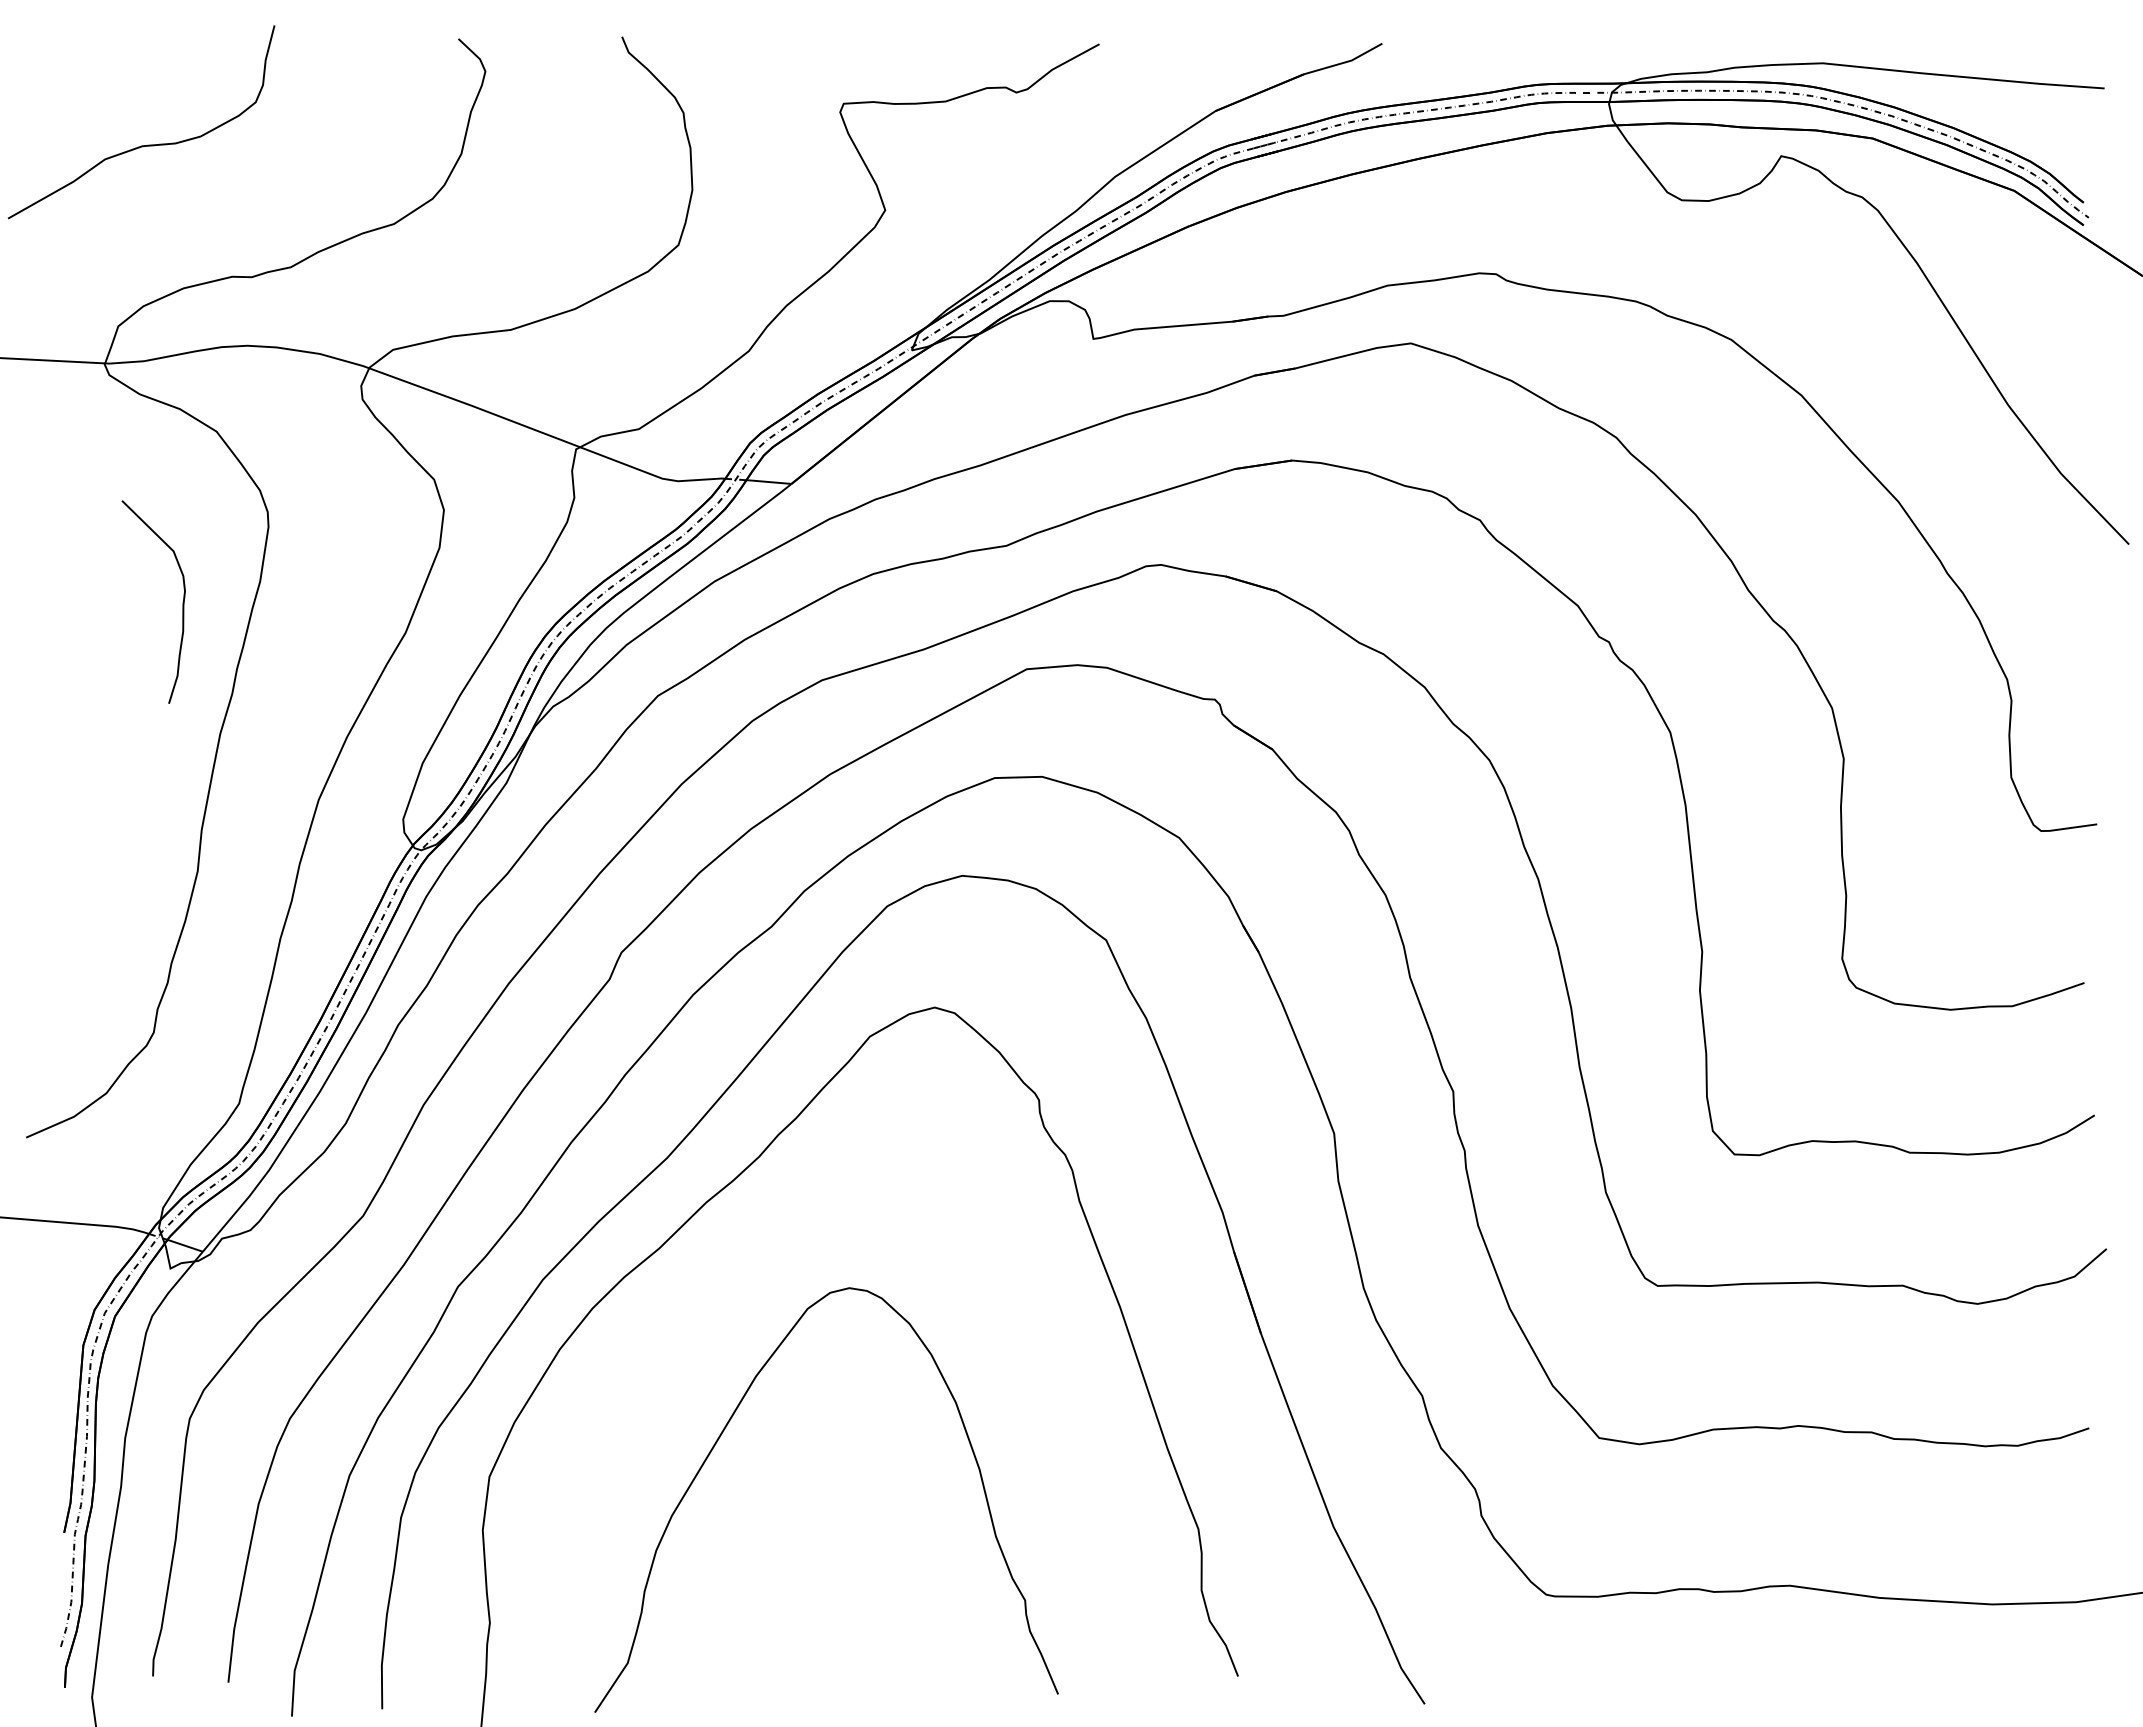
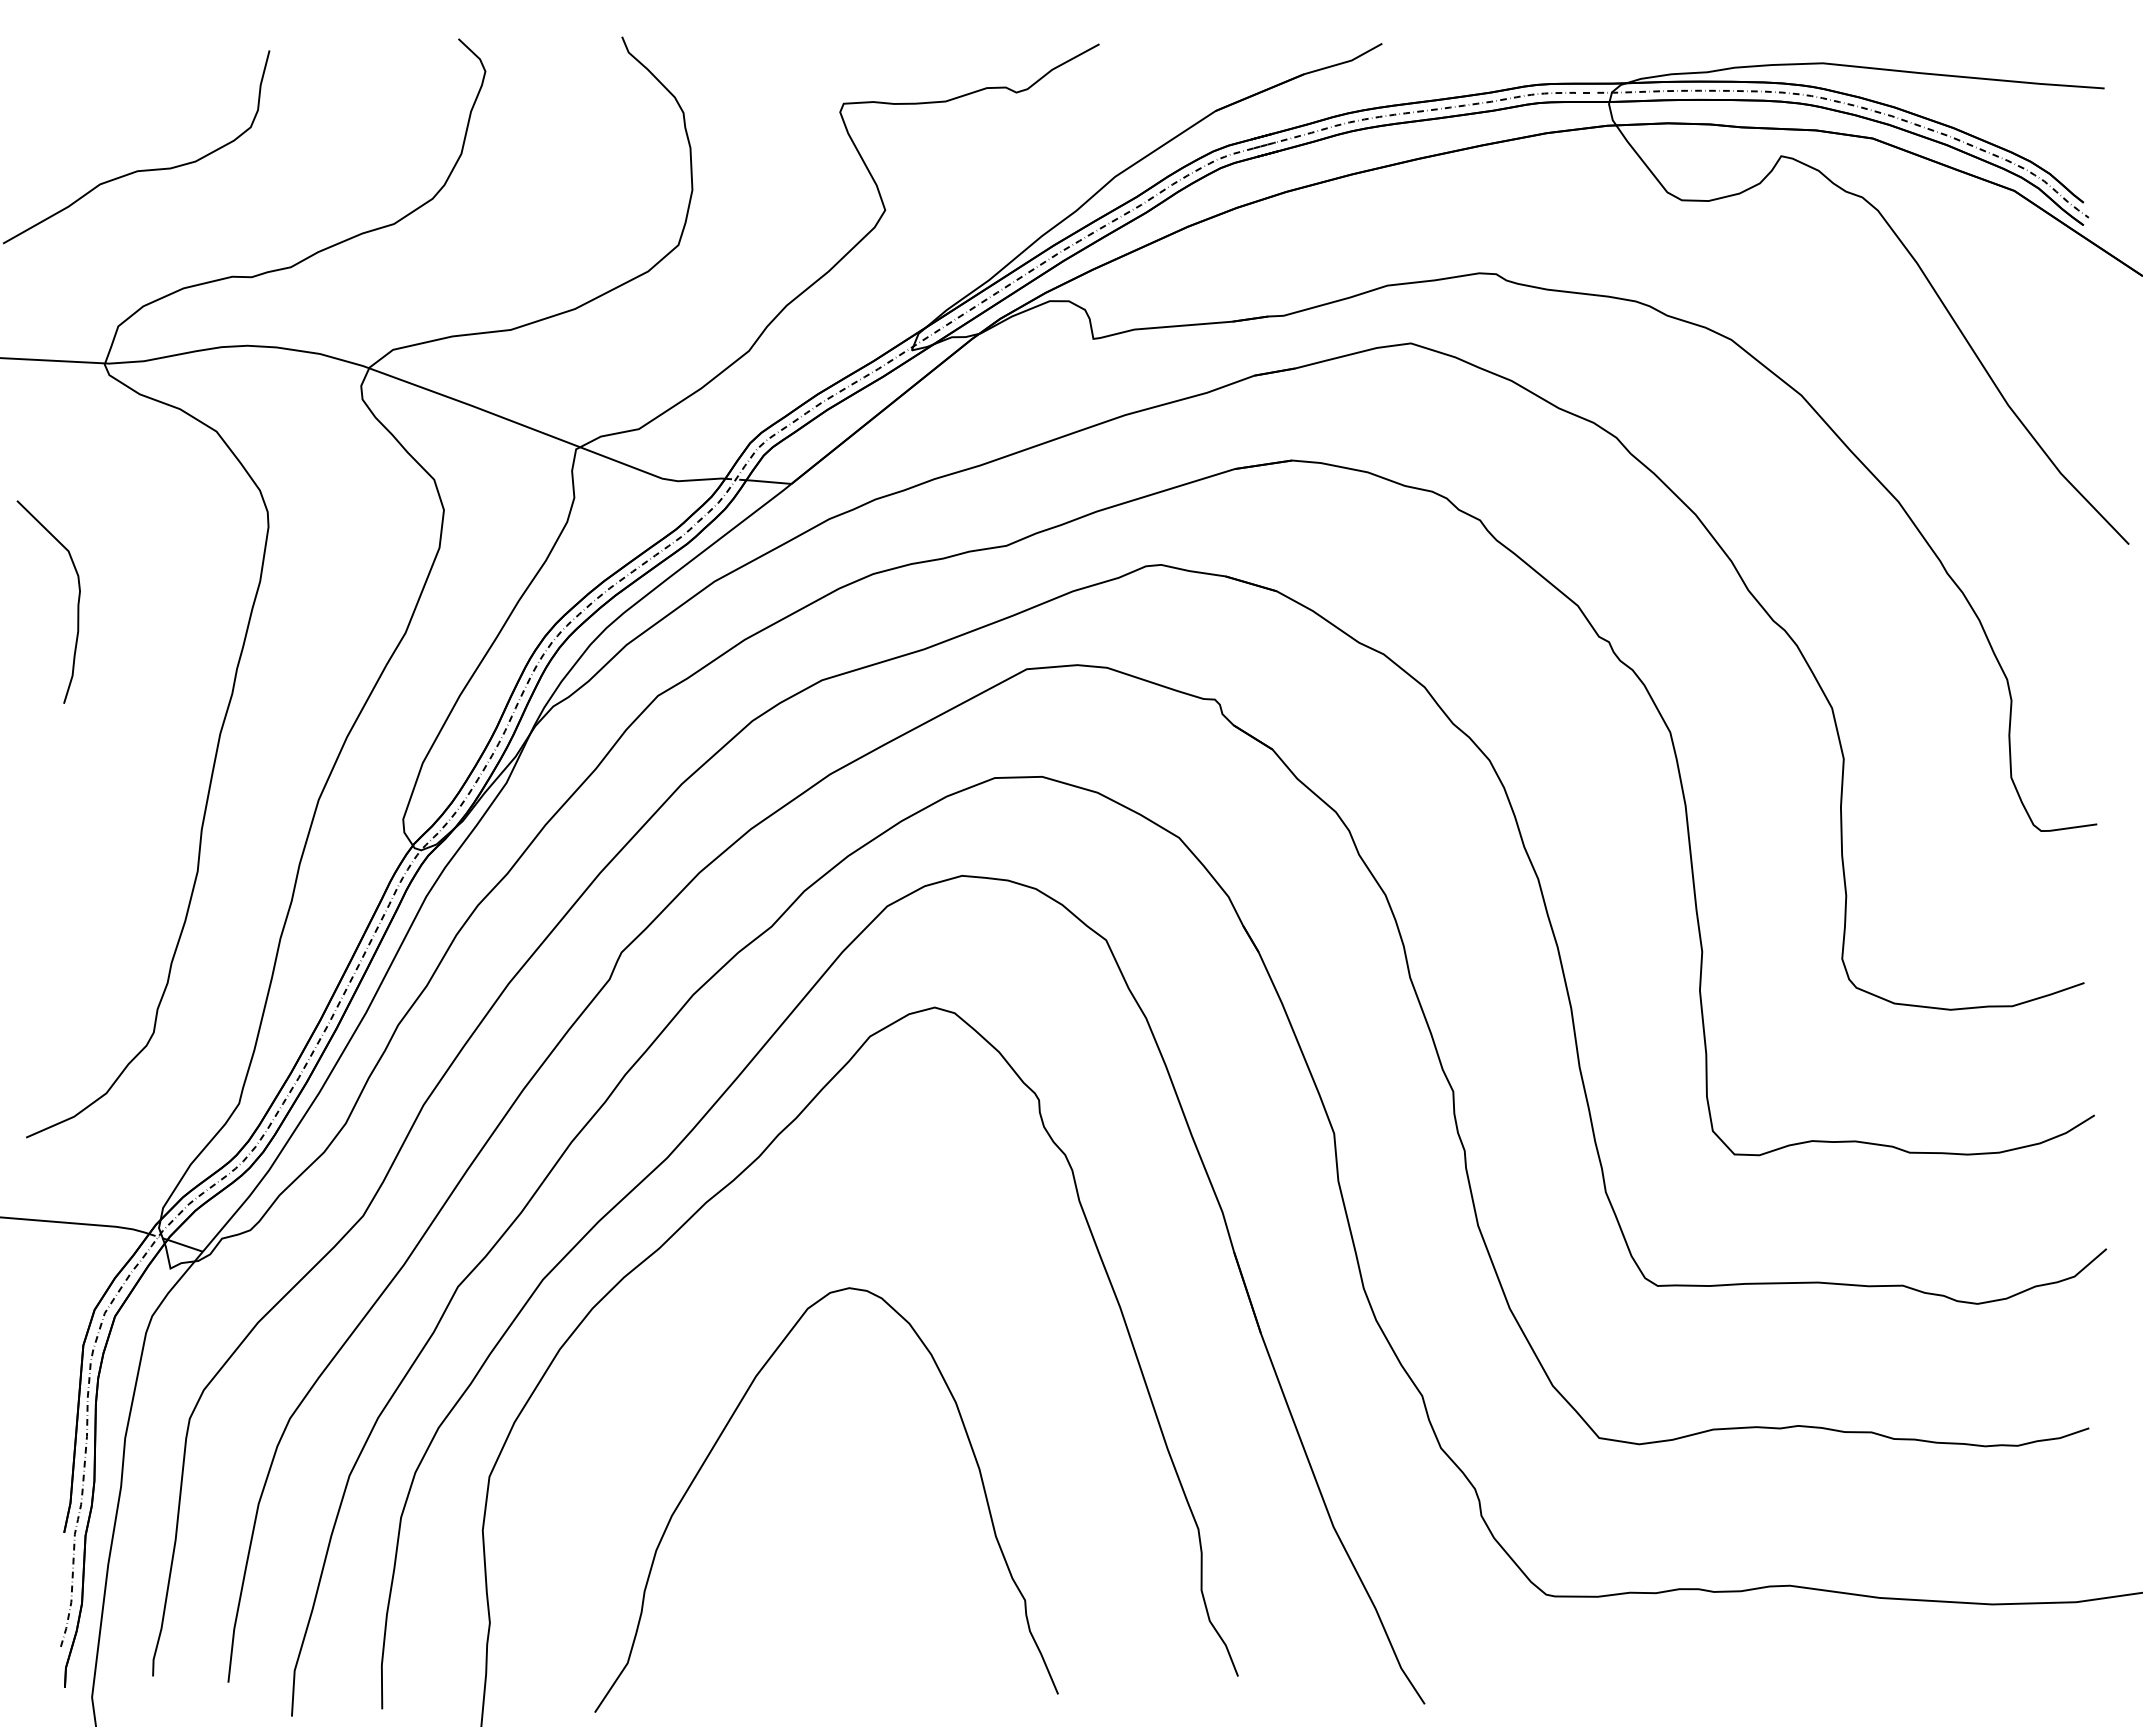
curve position: (147, 144) -> (142, 169) (142, 169)
curve position: (182, 602) -> (77, 602) (77, 602)
